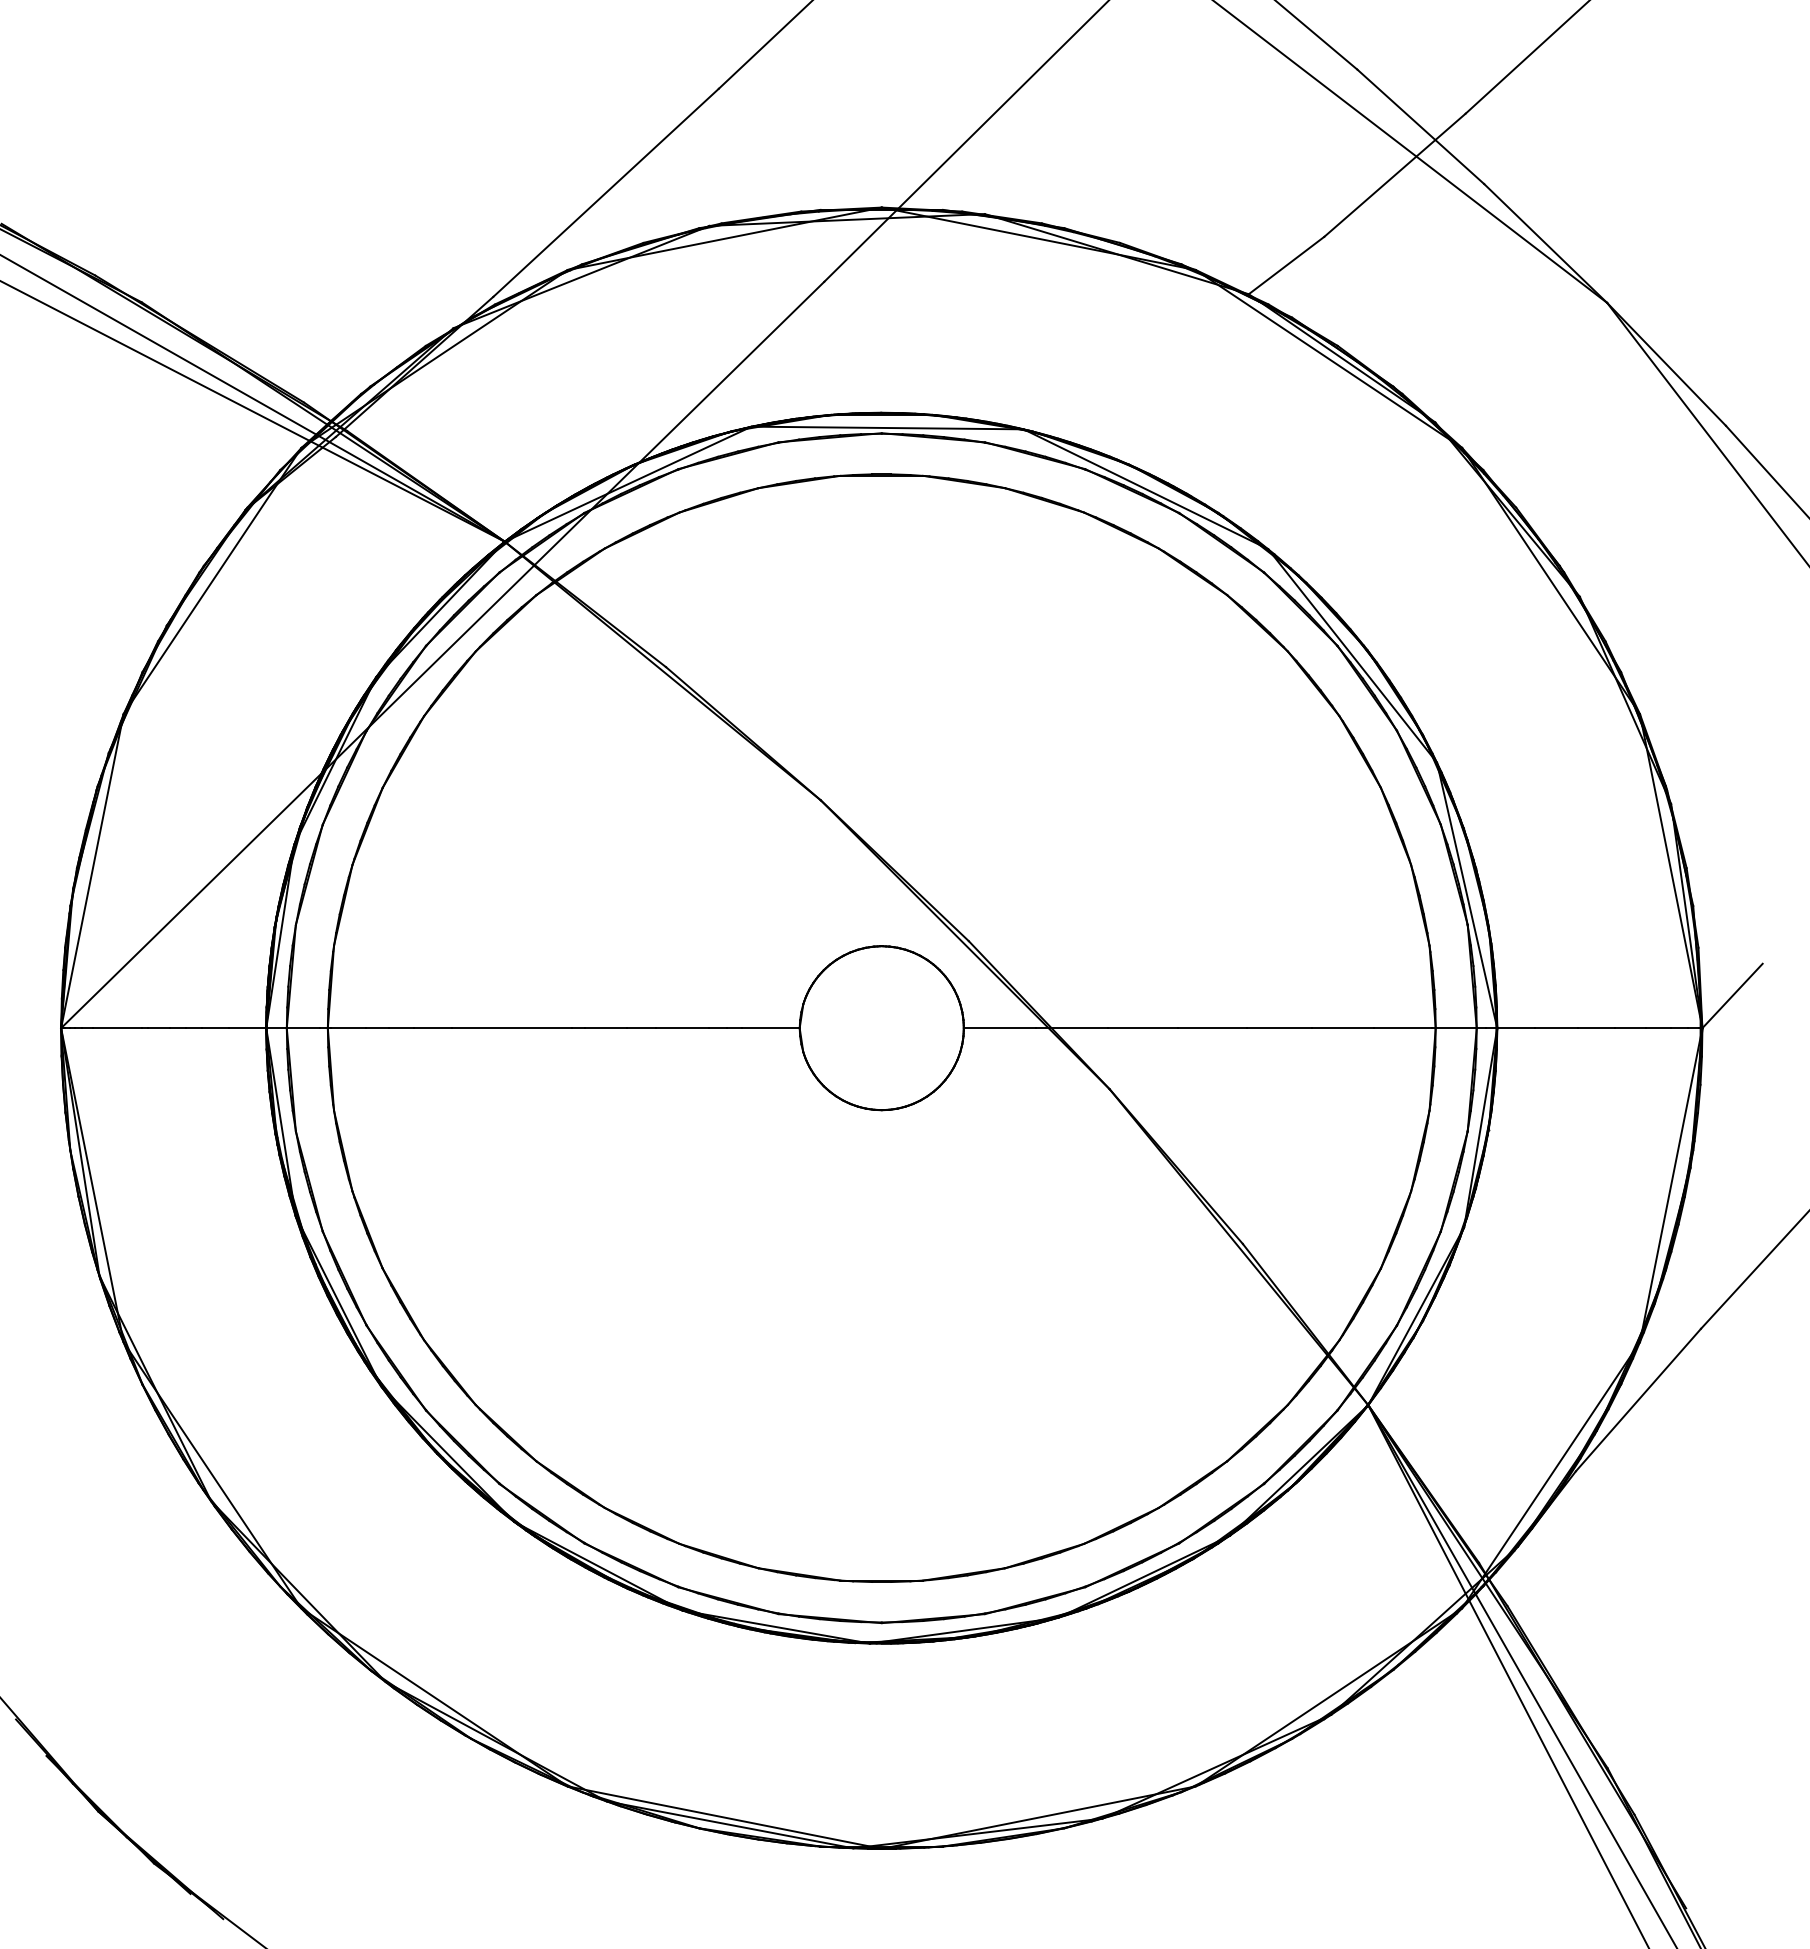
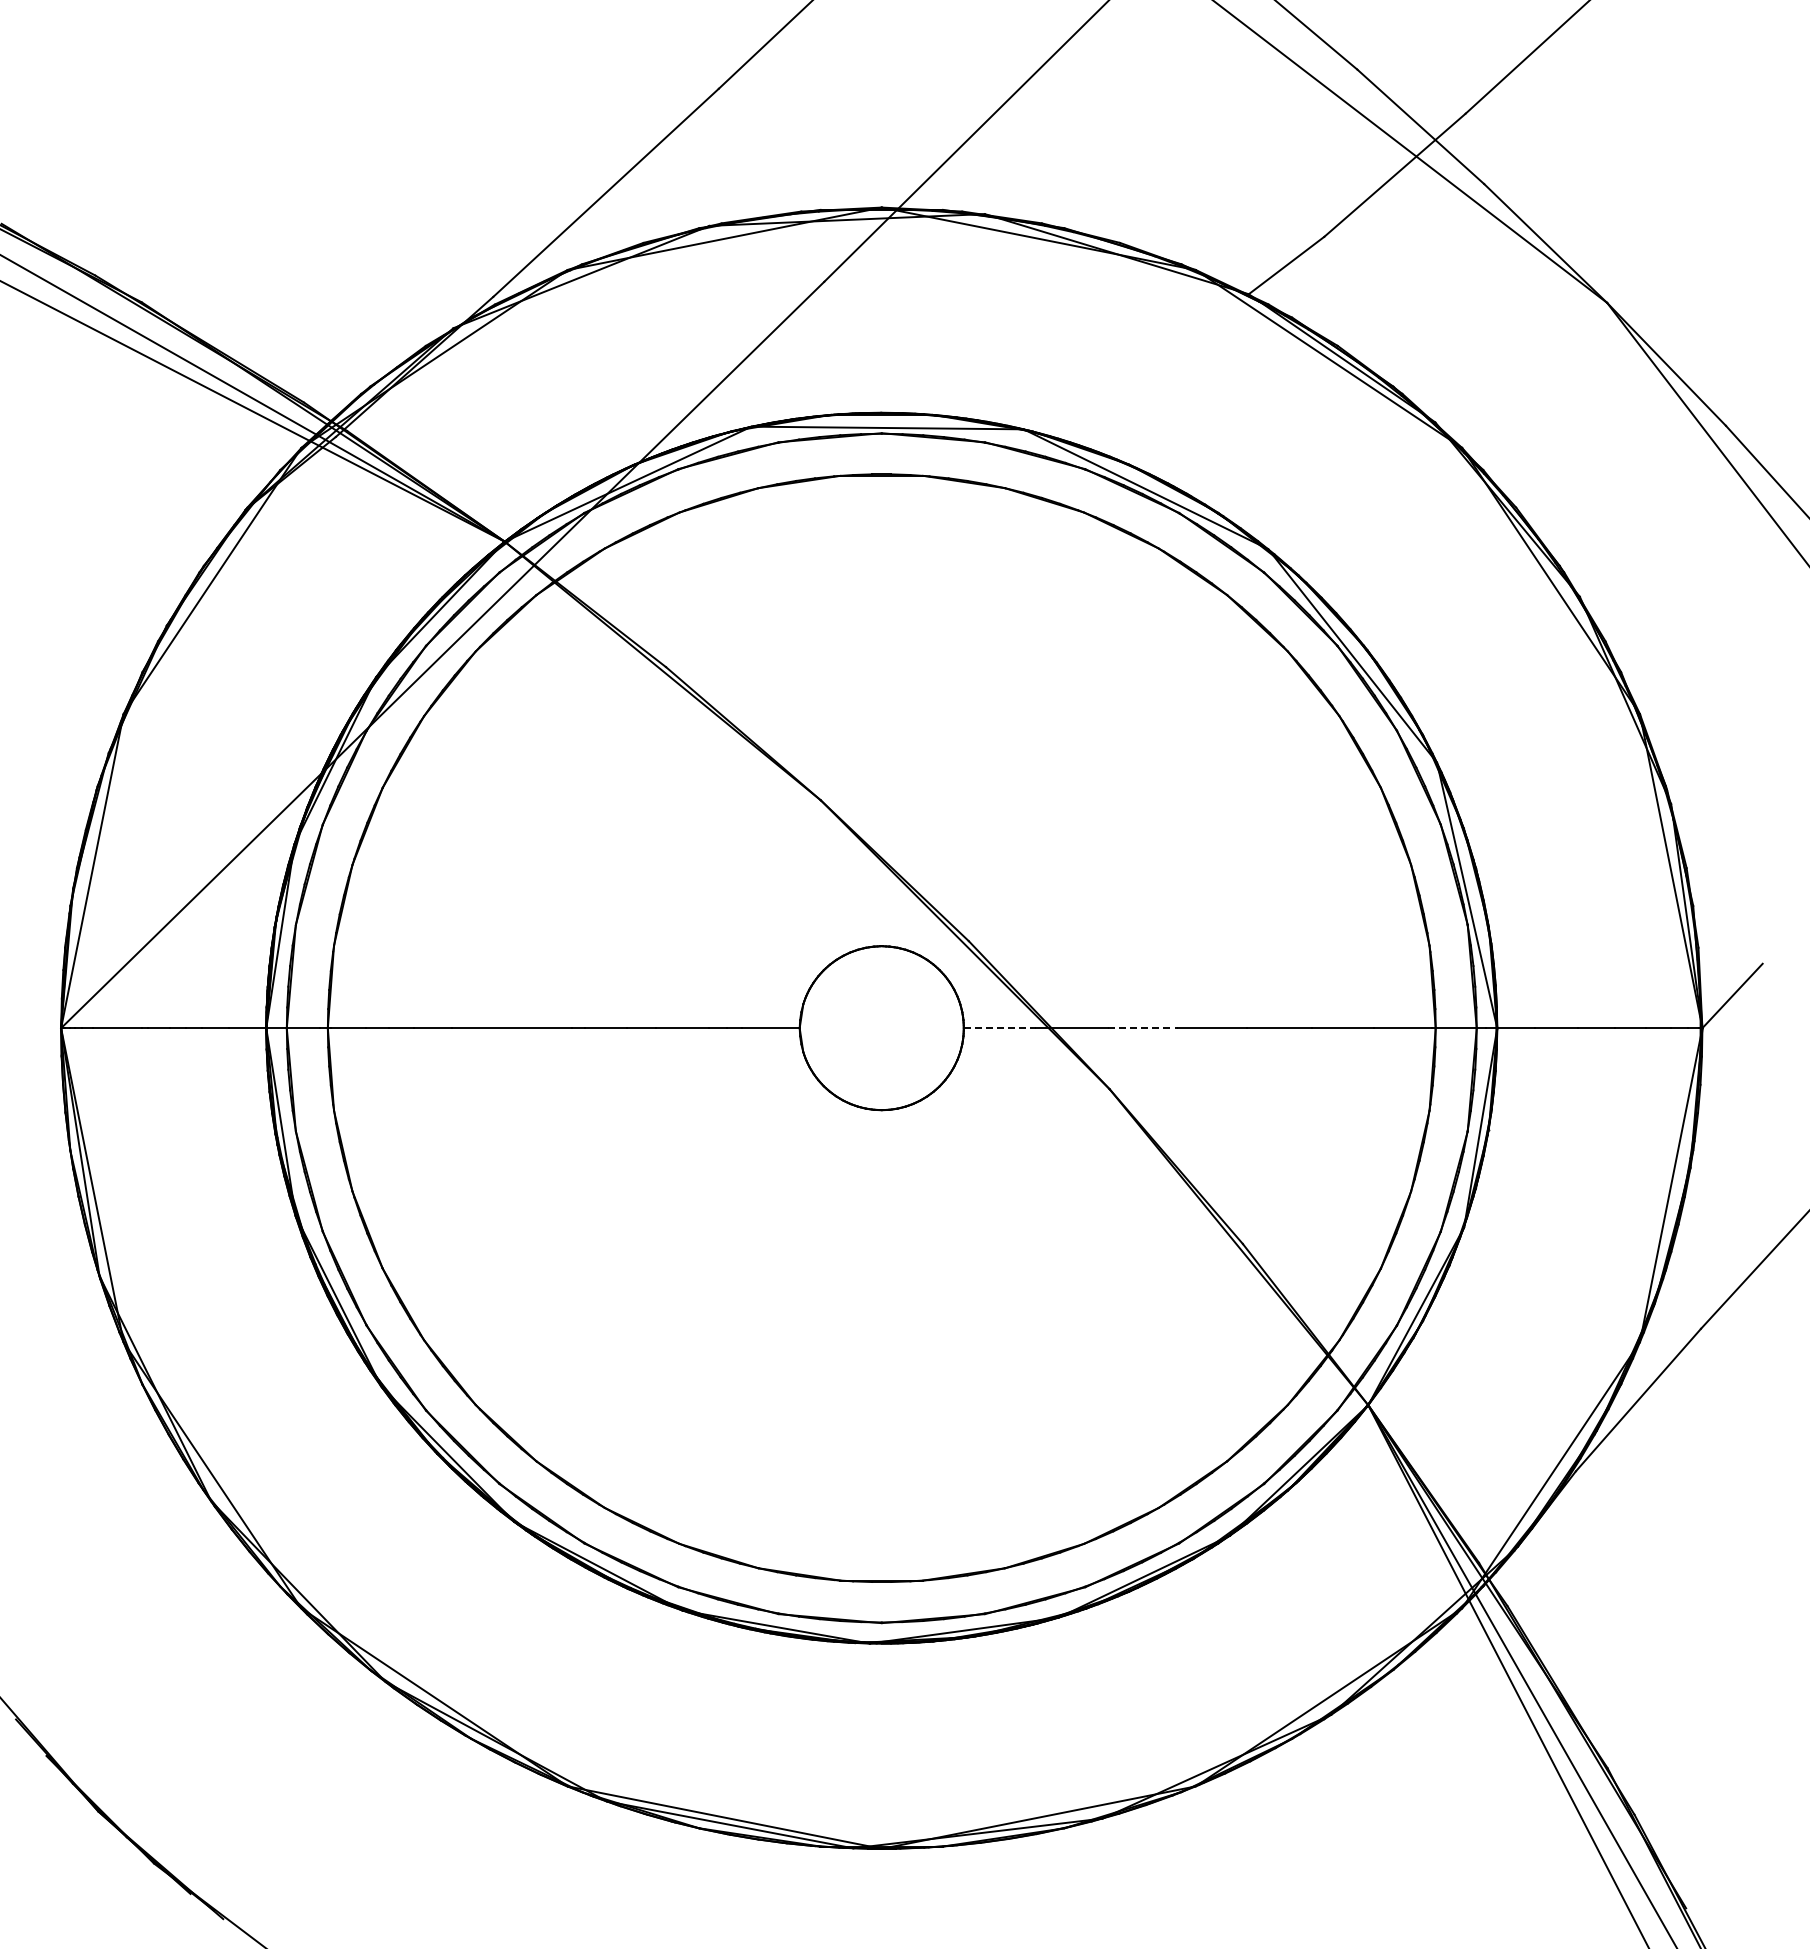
line: solid -> dashed (1000, 1028)
line: solid -> dashed (1143, 1028)
